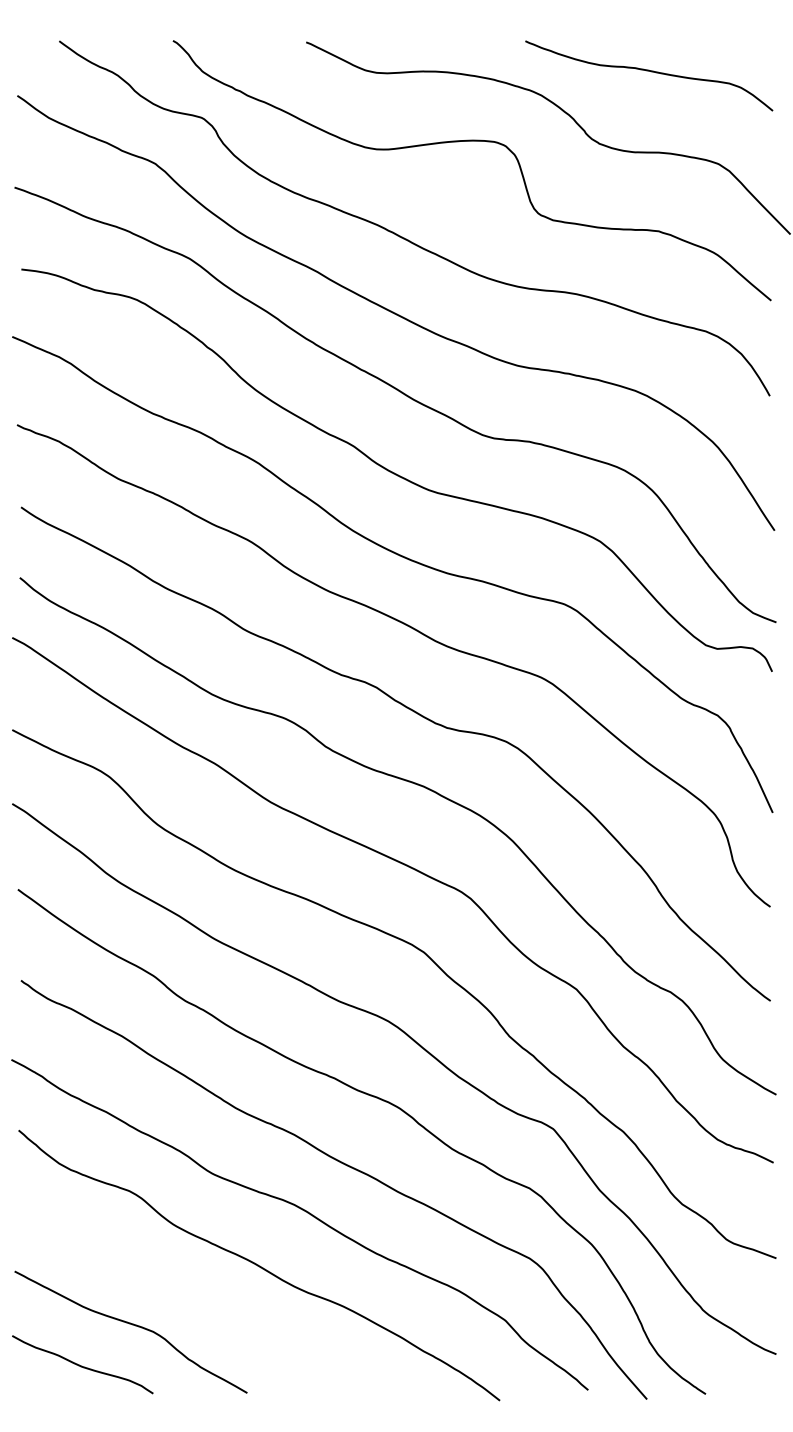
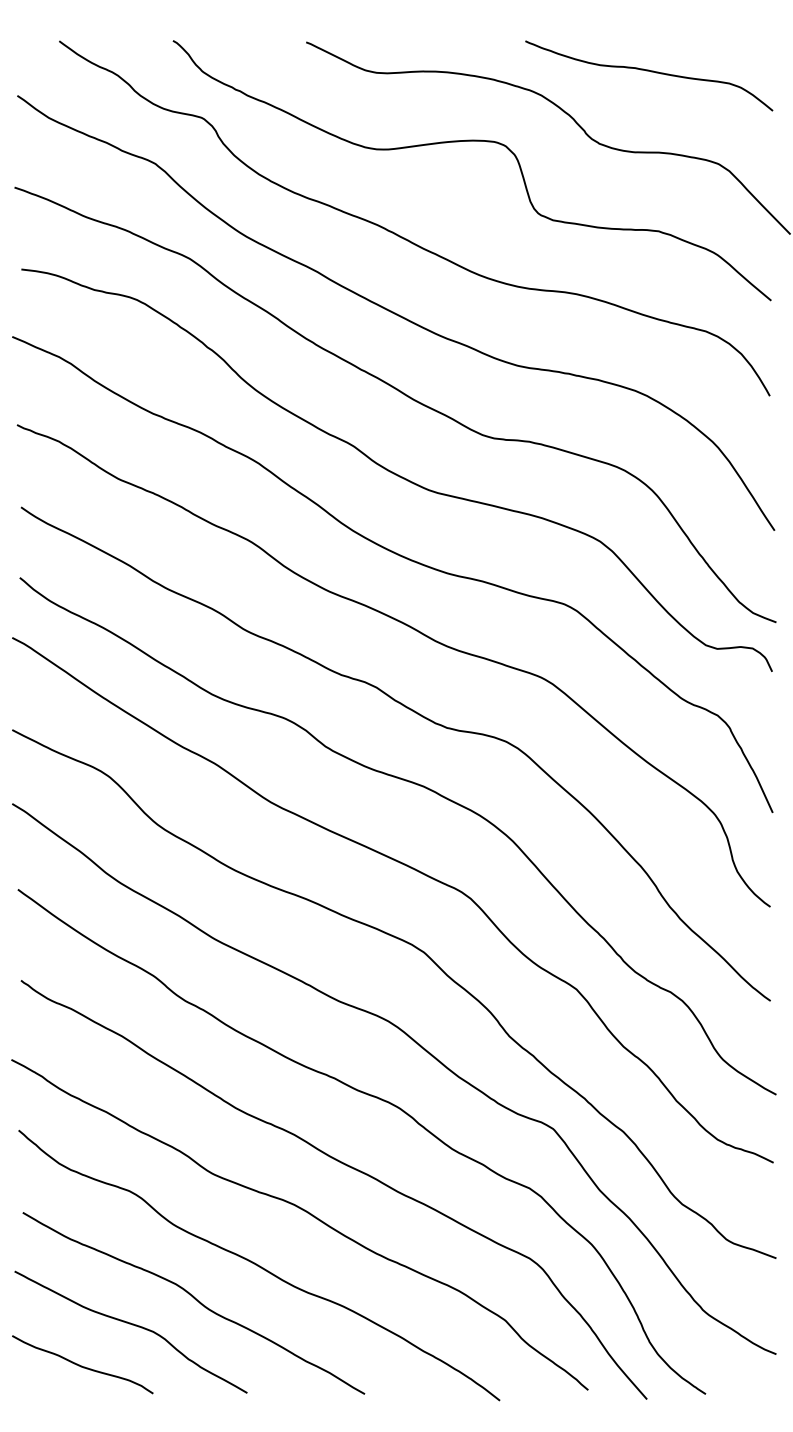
curve: none -> present (195, 1300)
